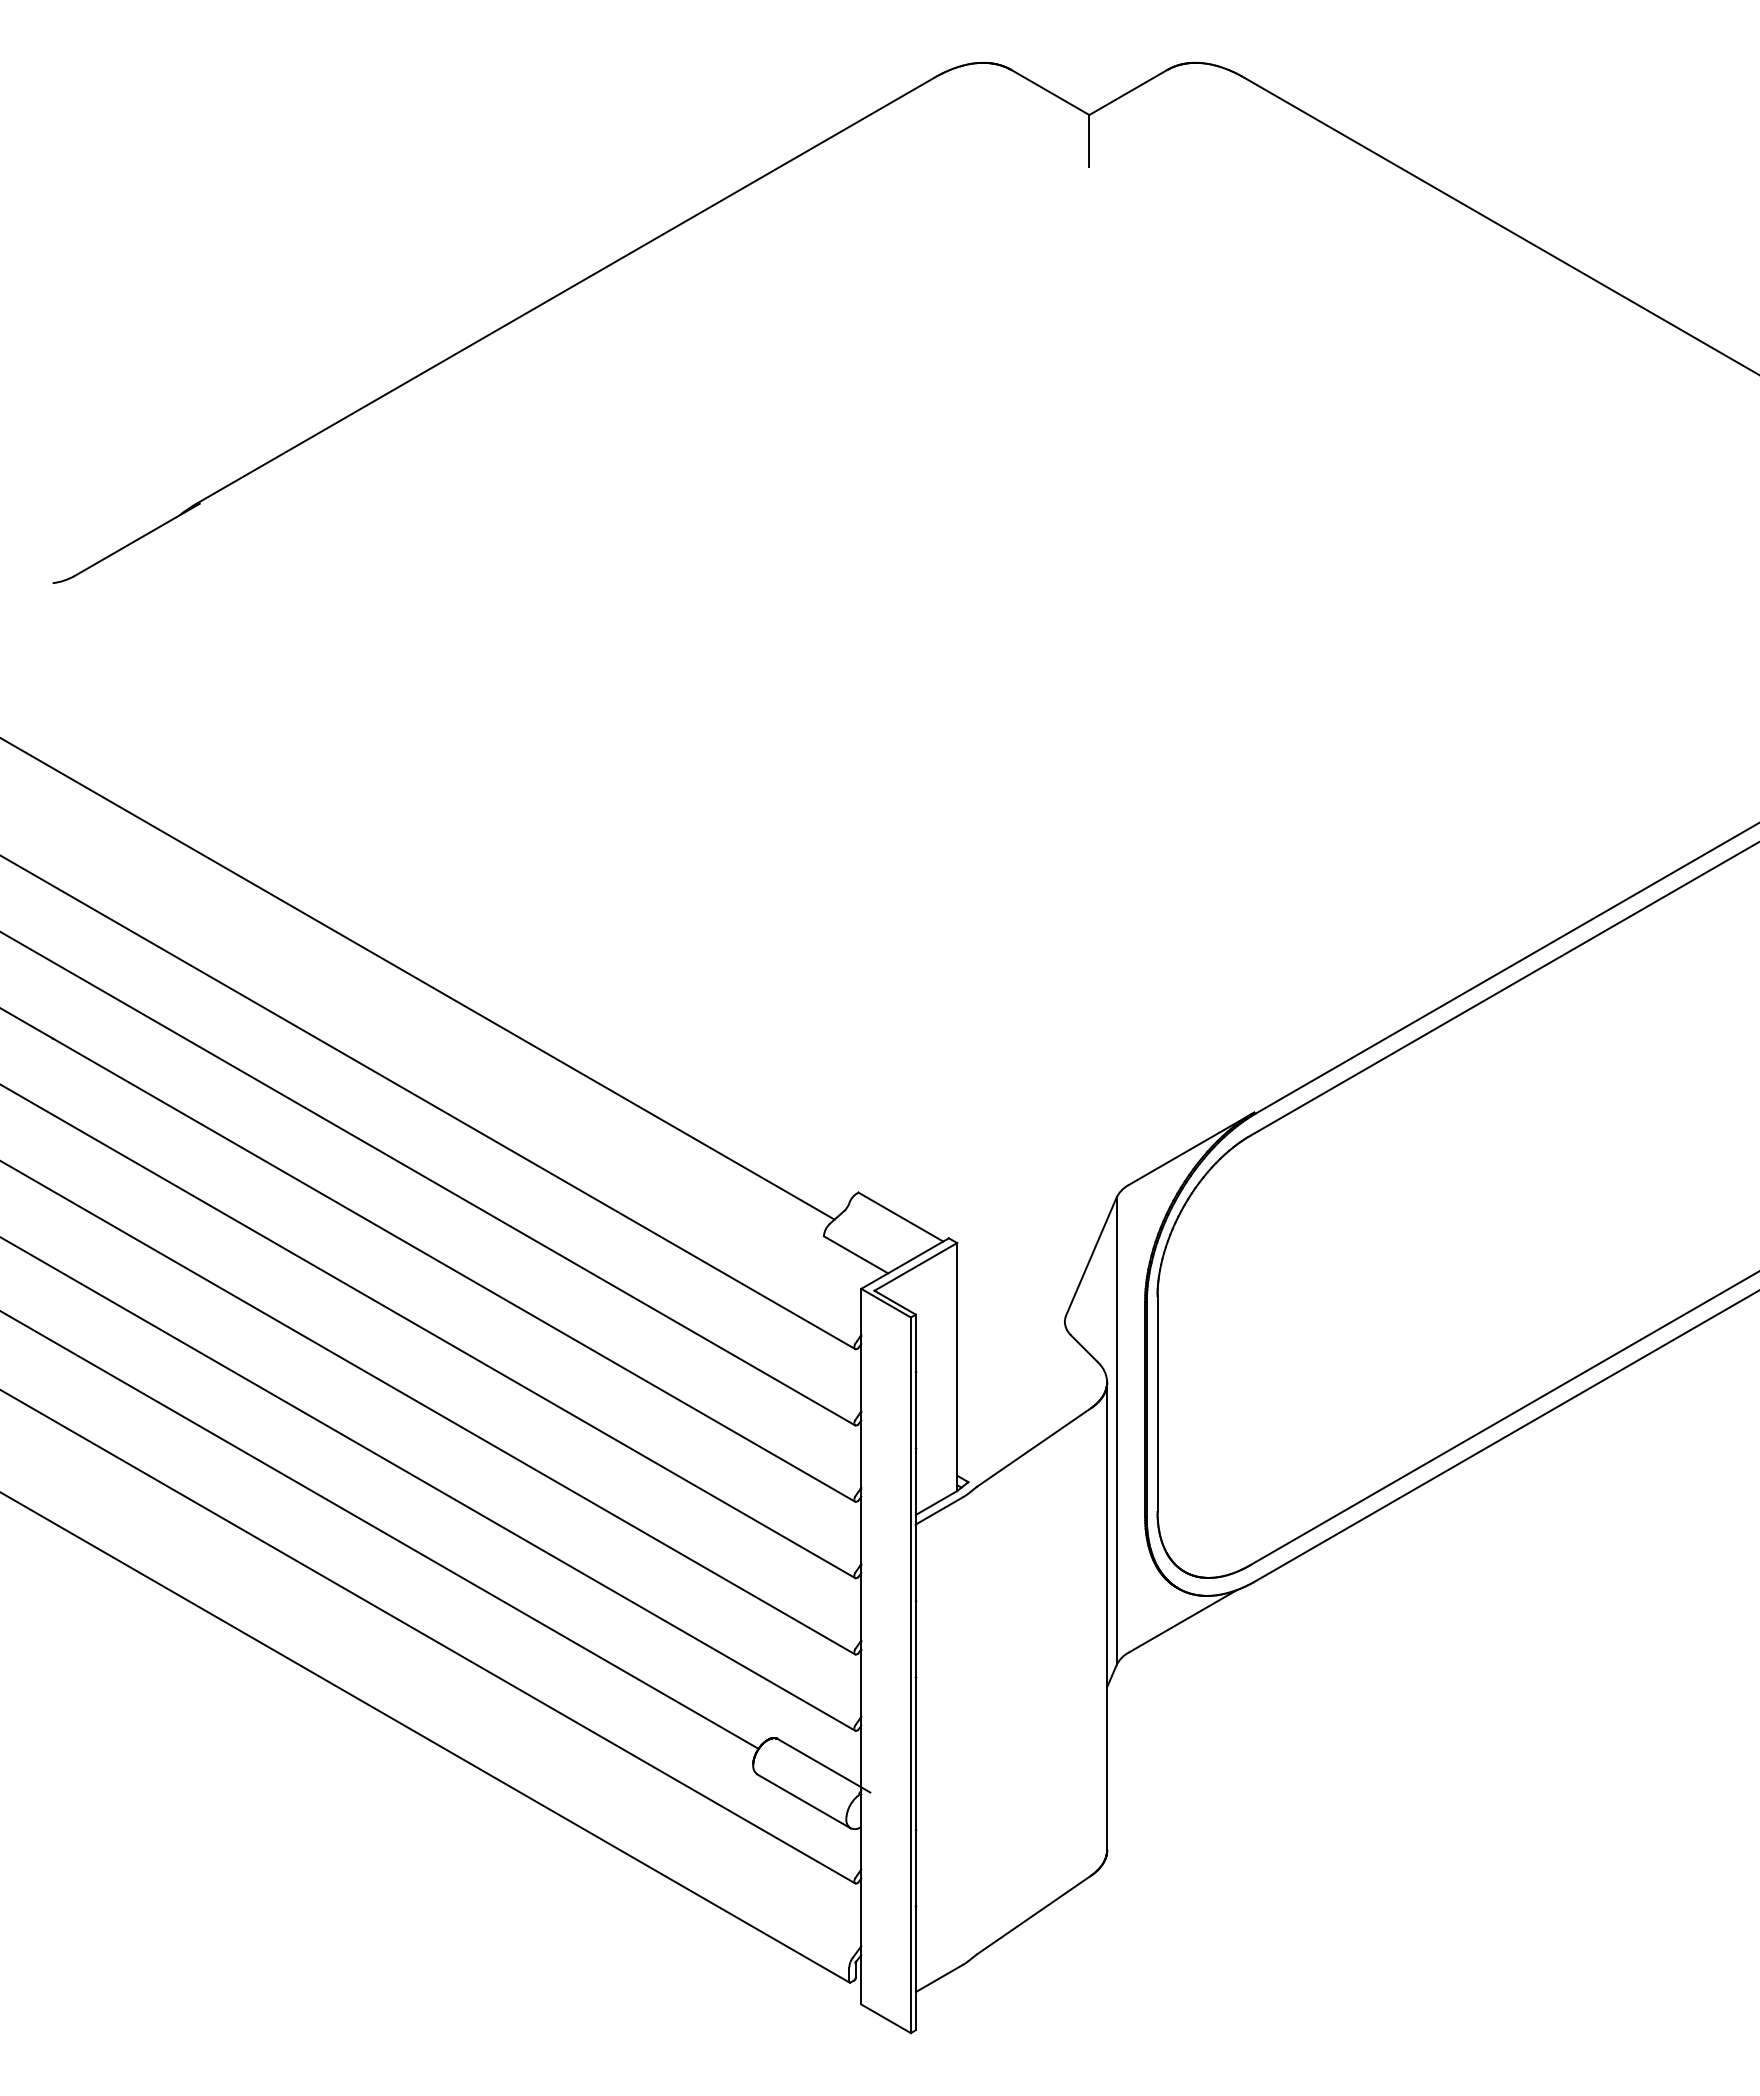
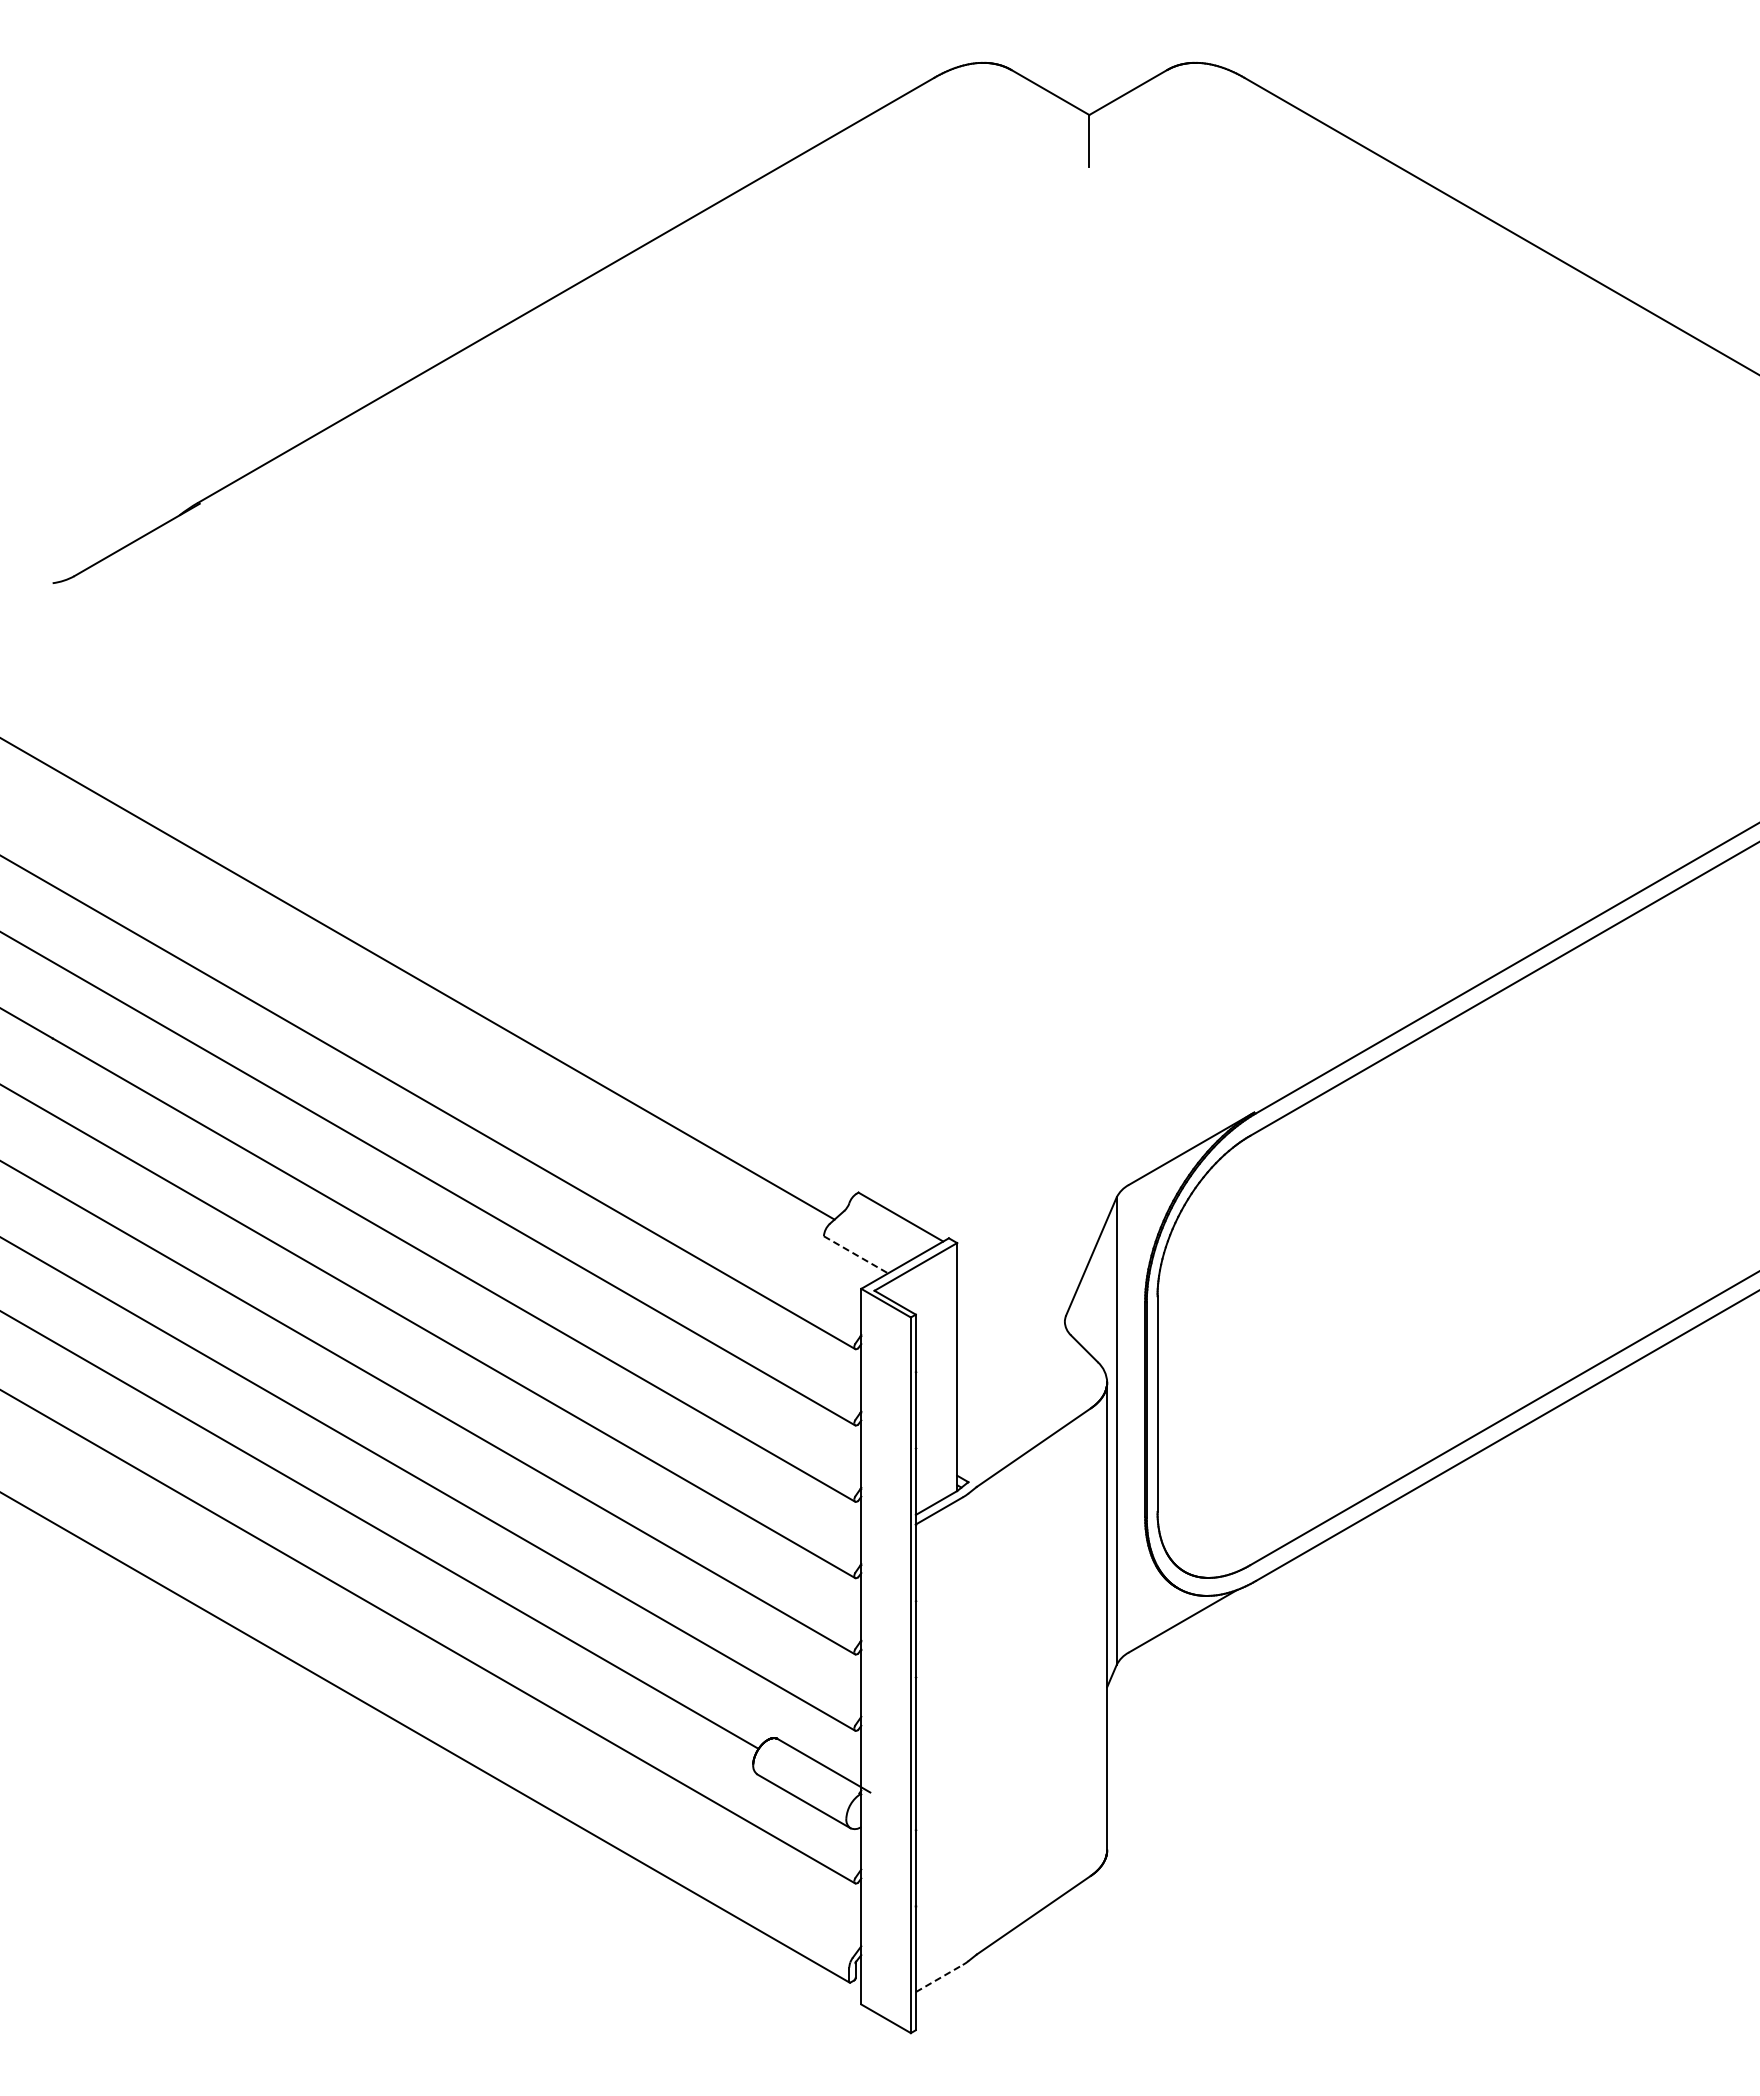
line: solid -> dashed (856, 1255)
line: solid -> dashed (939, 1978)
